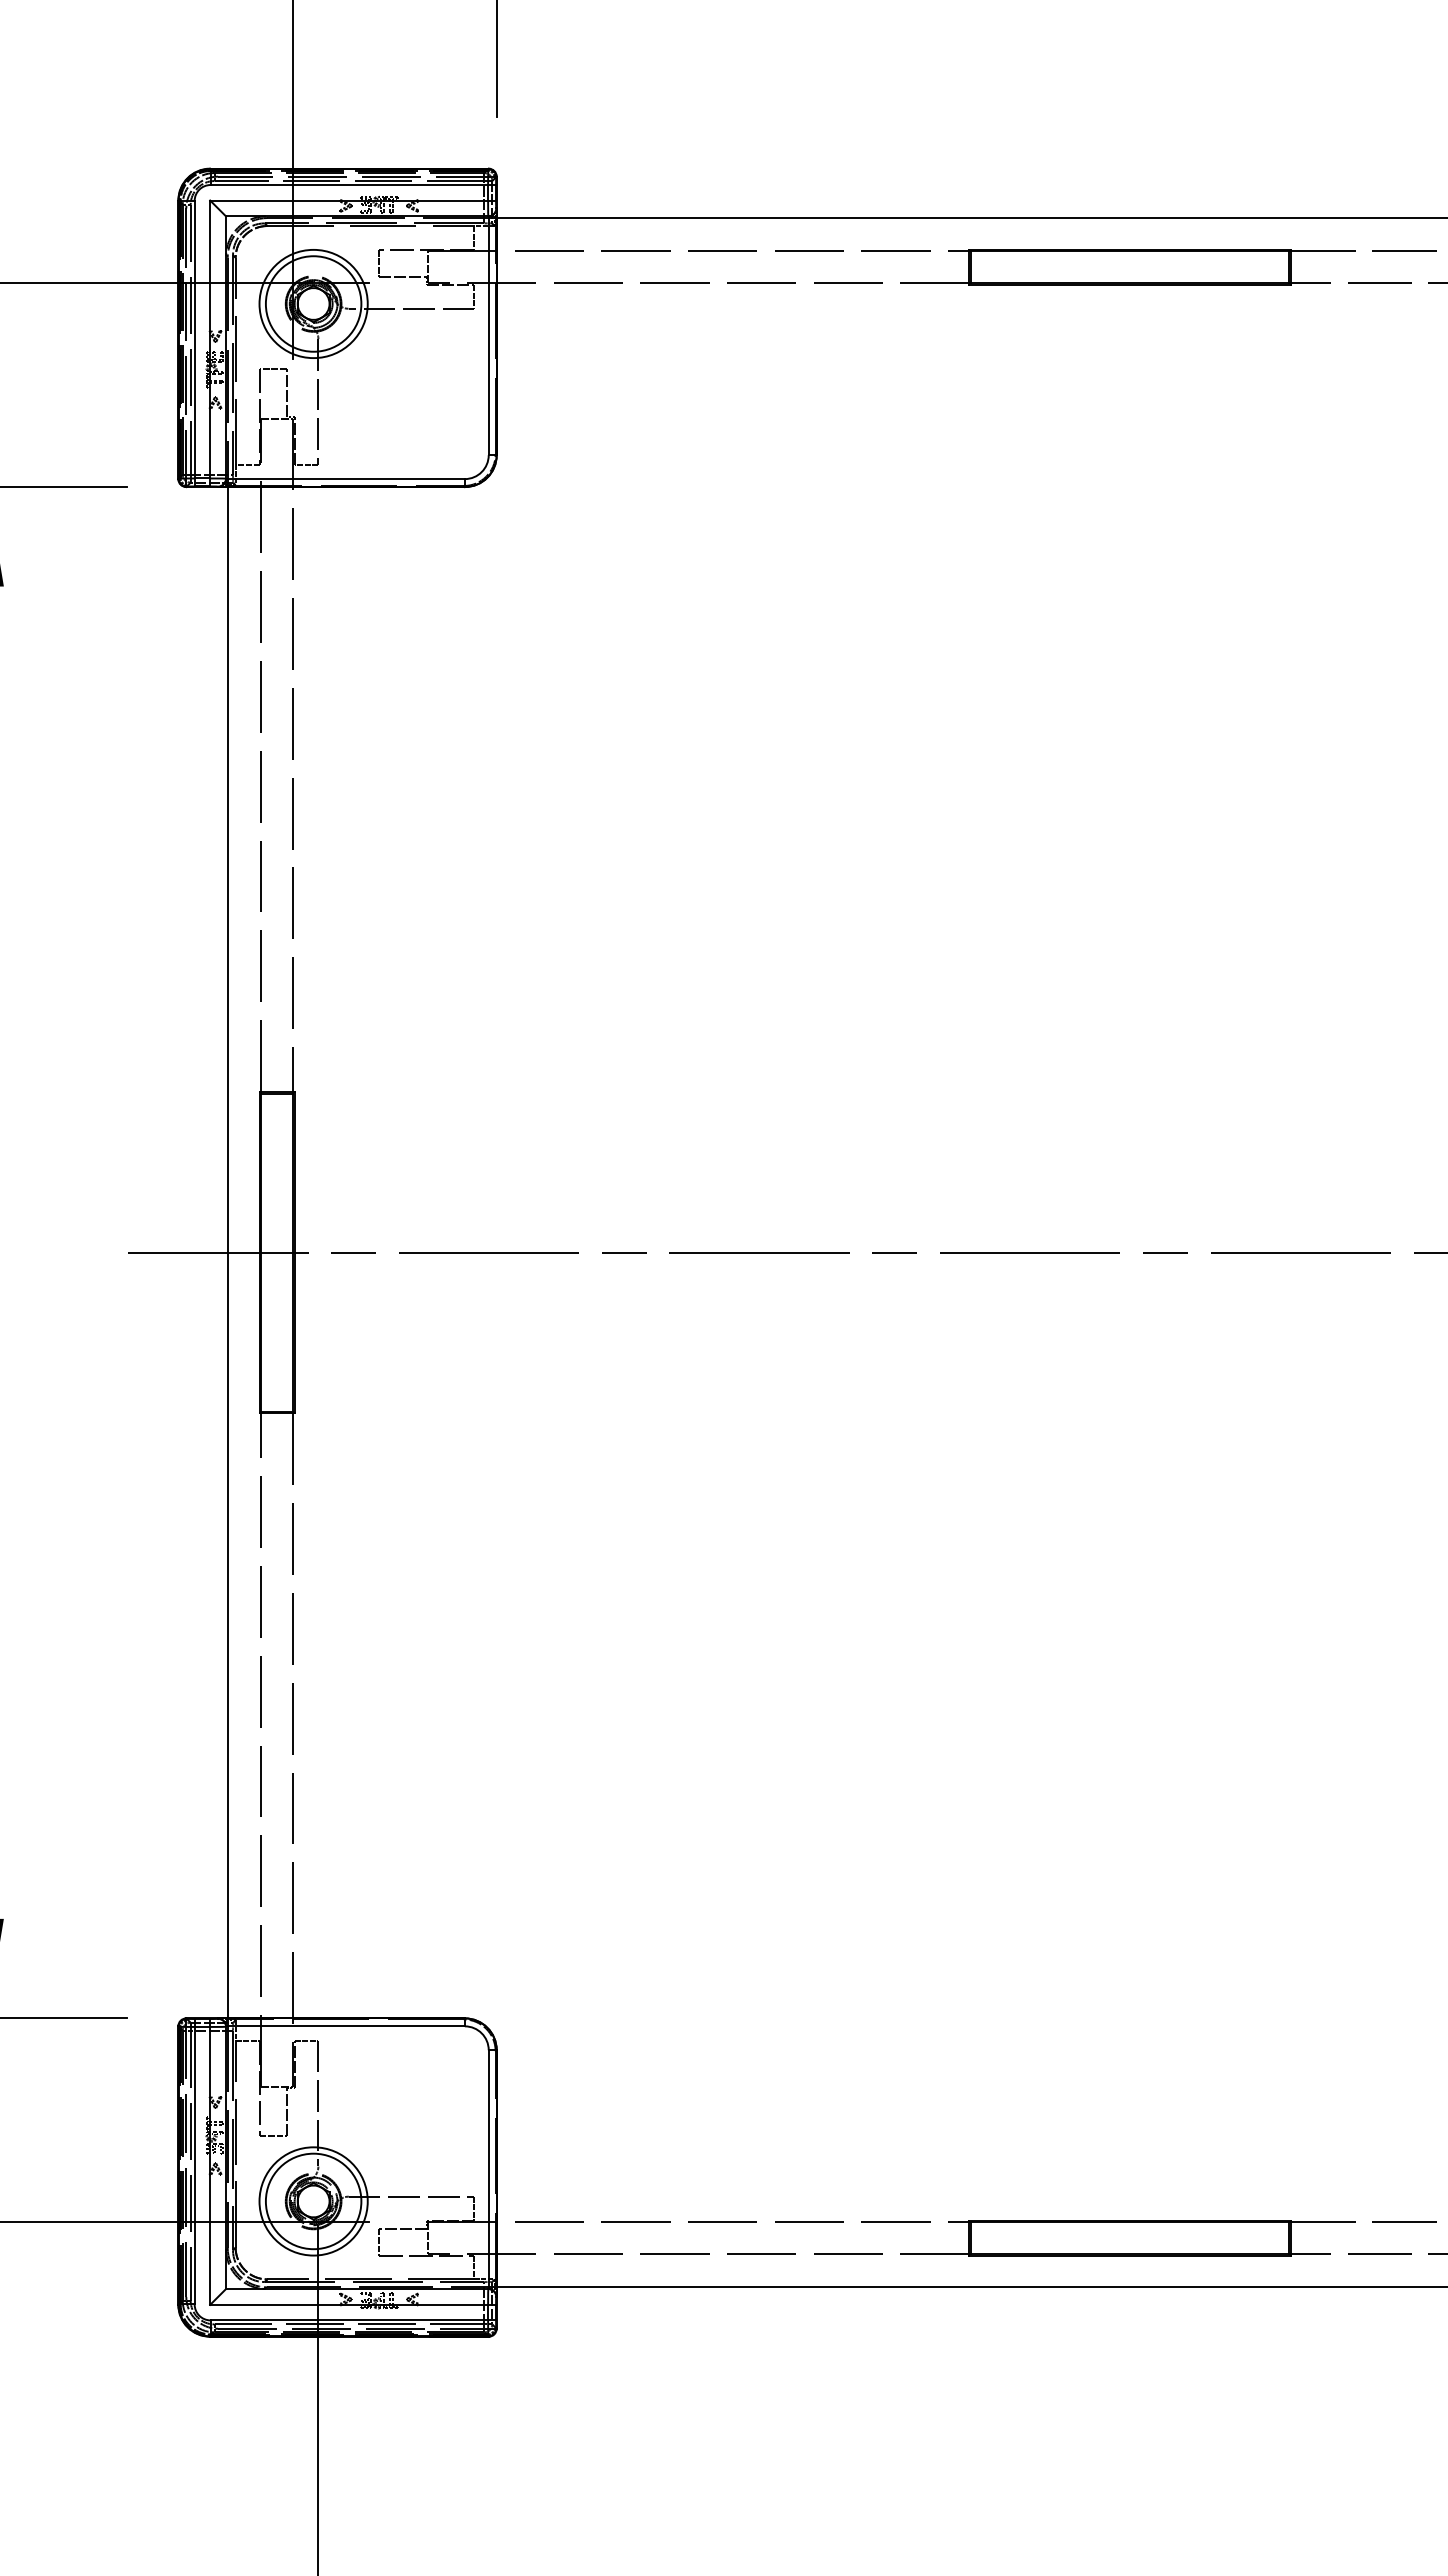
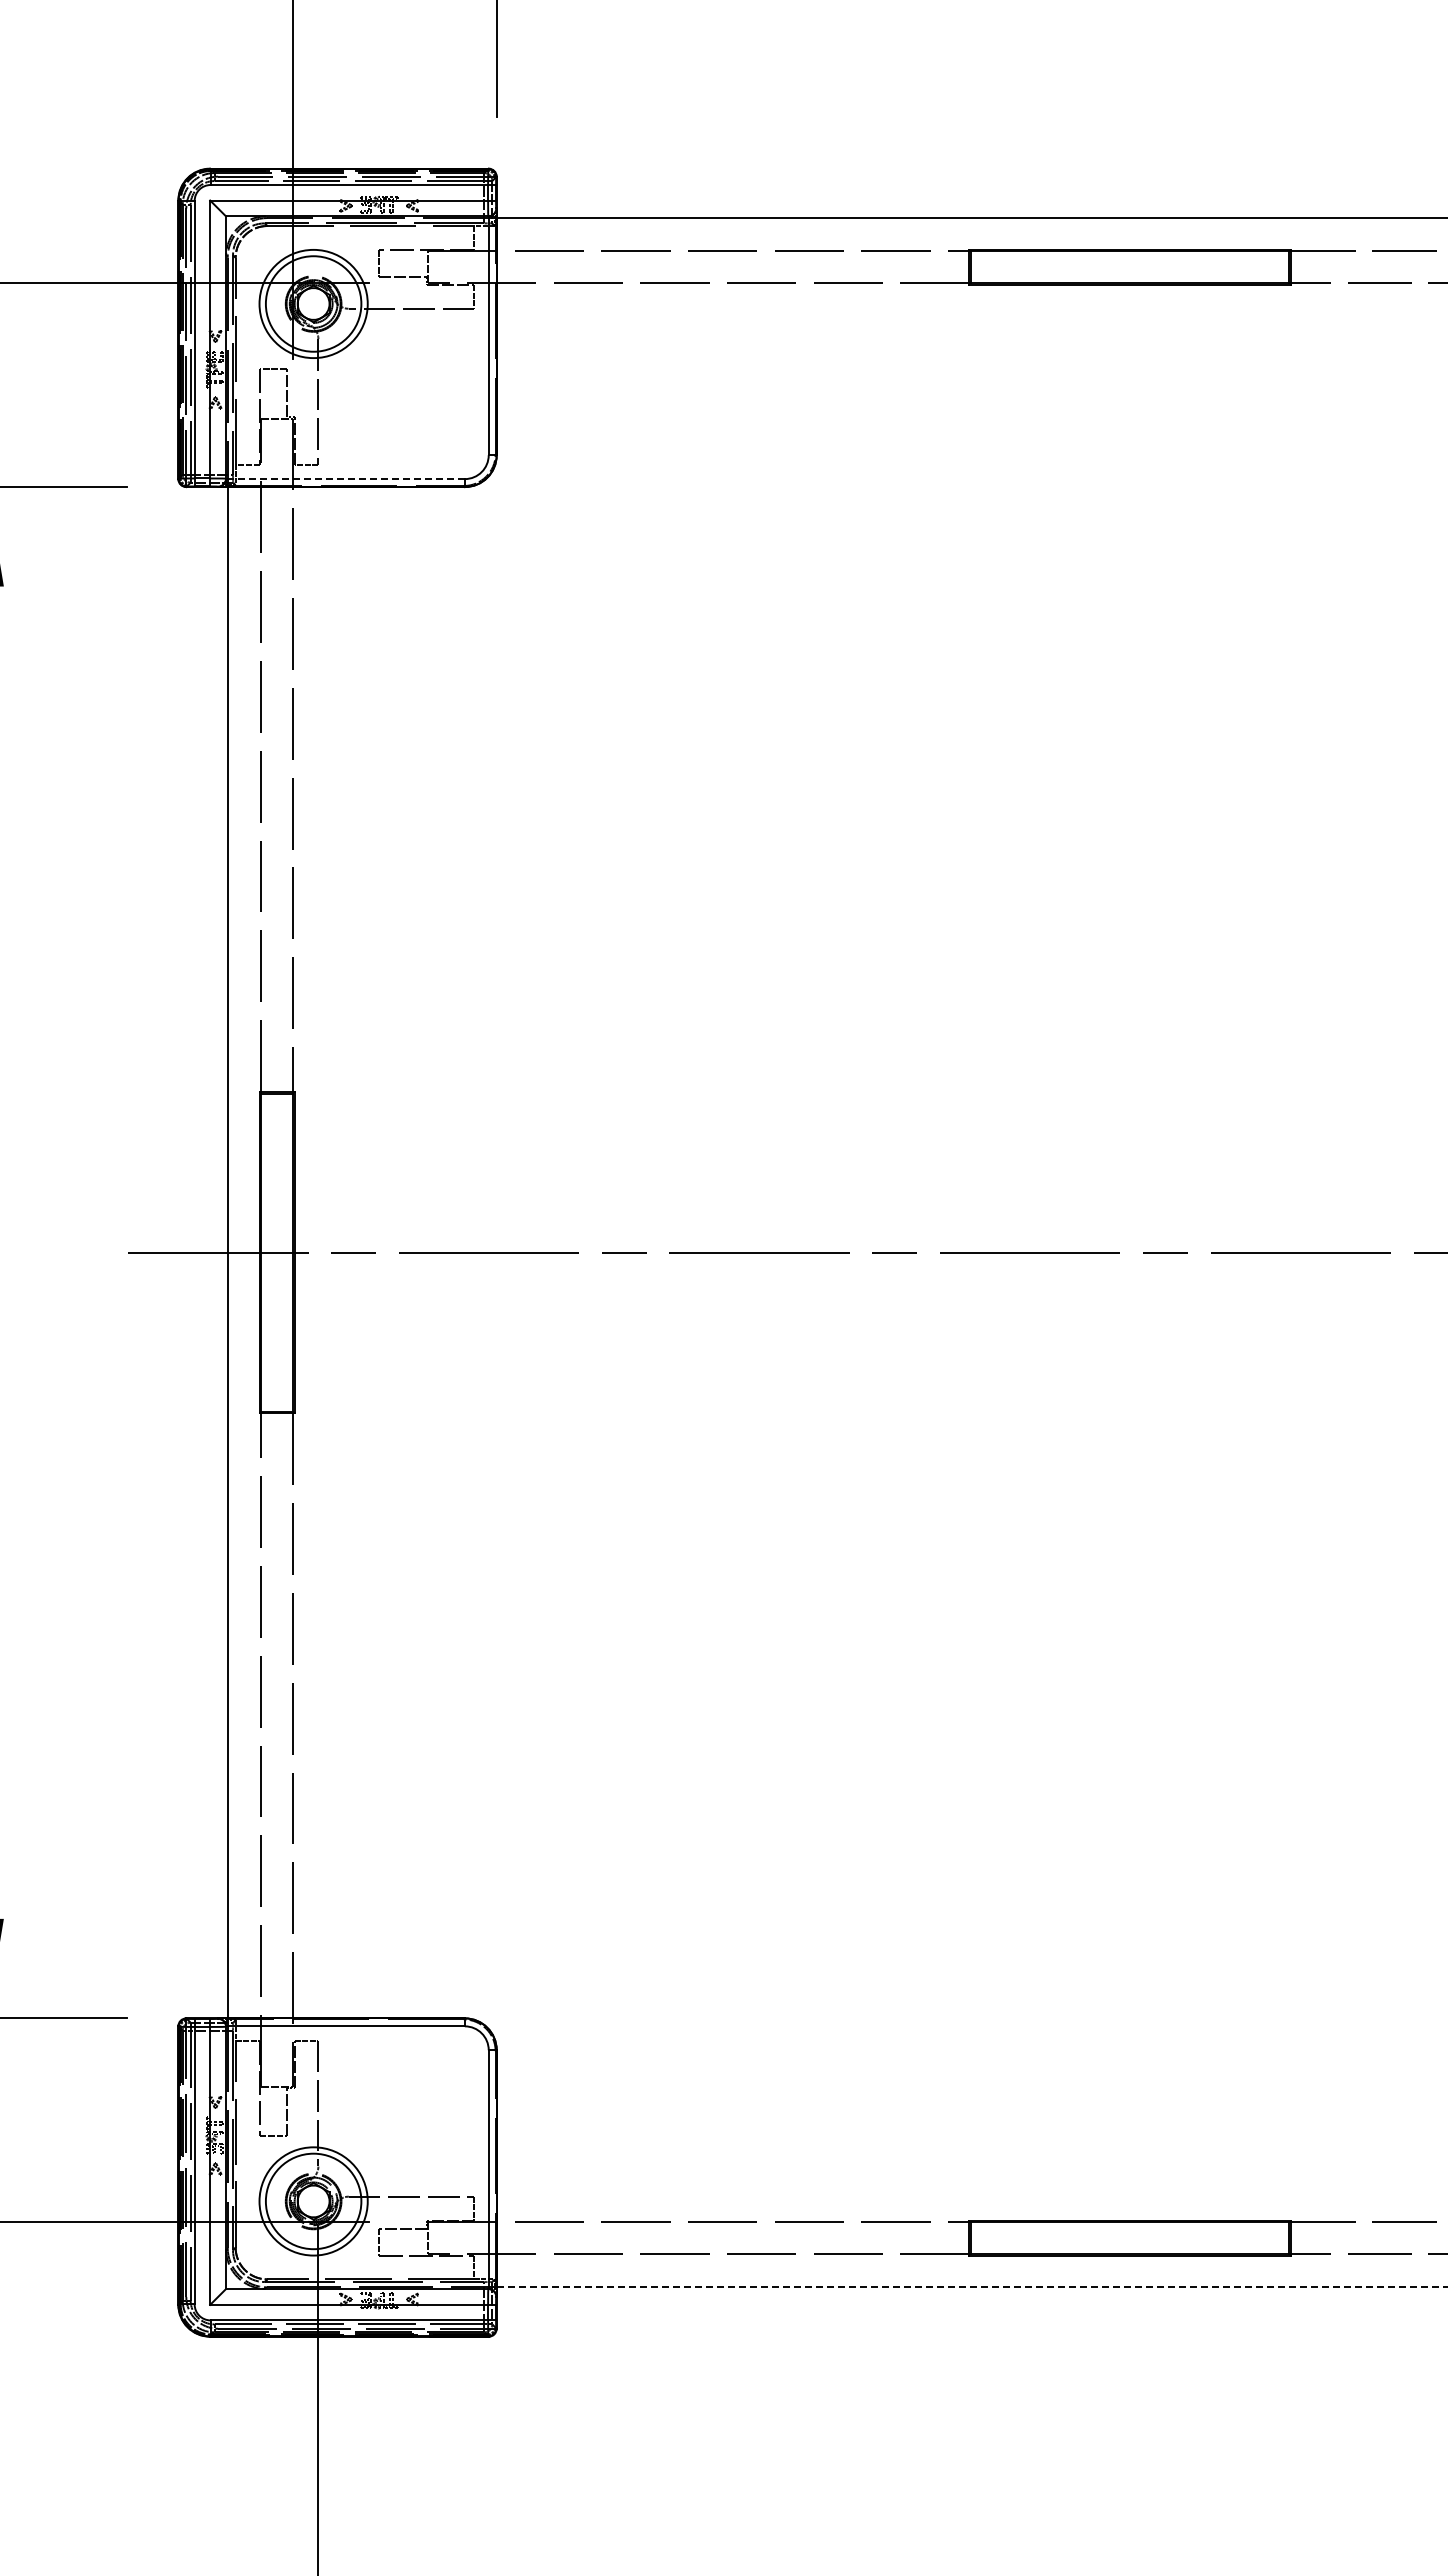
line: solid -> dashed (344, 479)
line: solid -> dashed (972, 2287)
